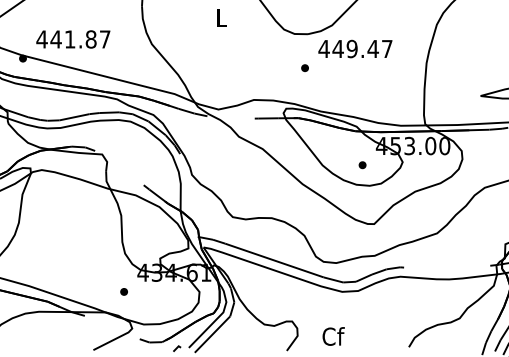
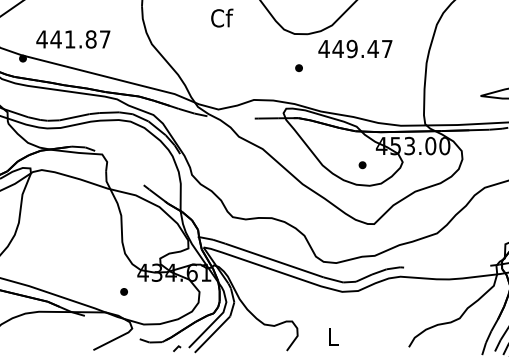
text: L -> Cf (222, 17)
part position: (304, 67) -> (298, 67) (298, 67)
text: Cf -> L (333, 336)
